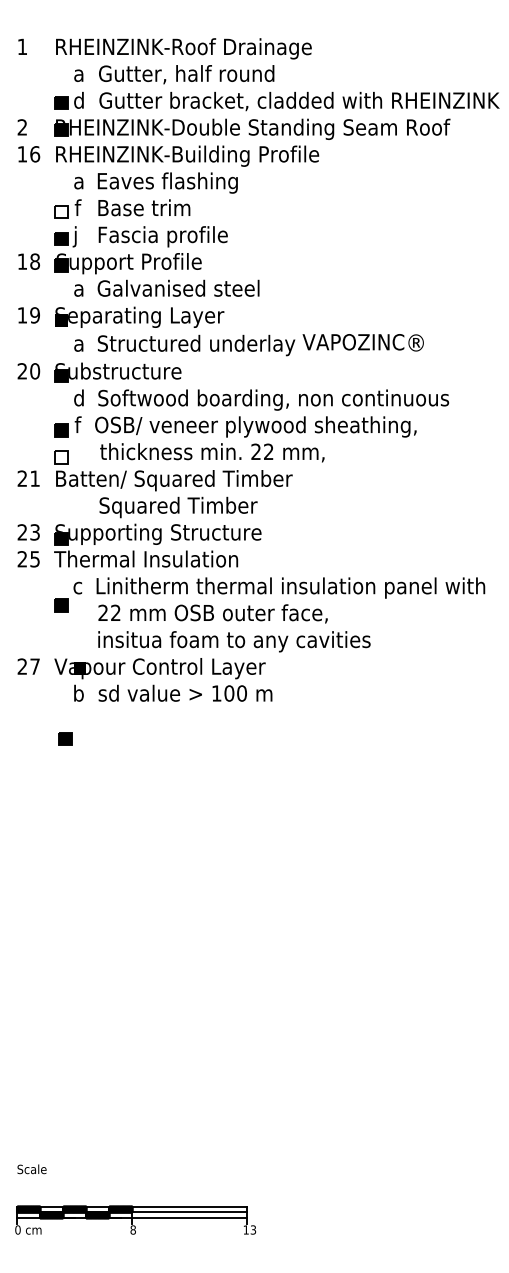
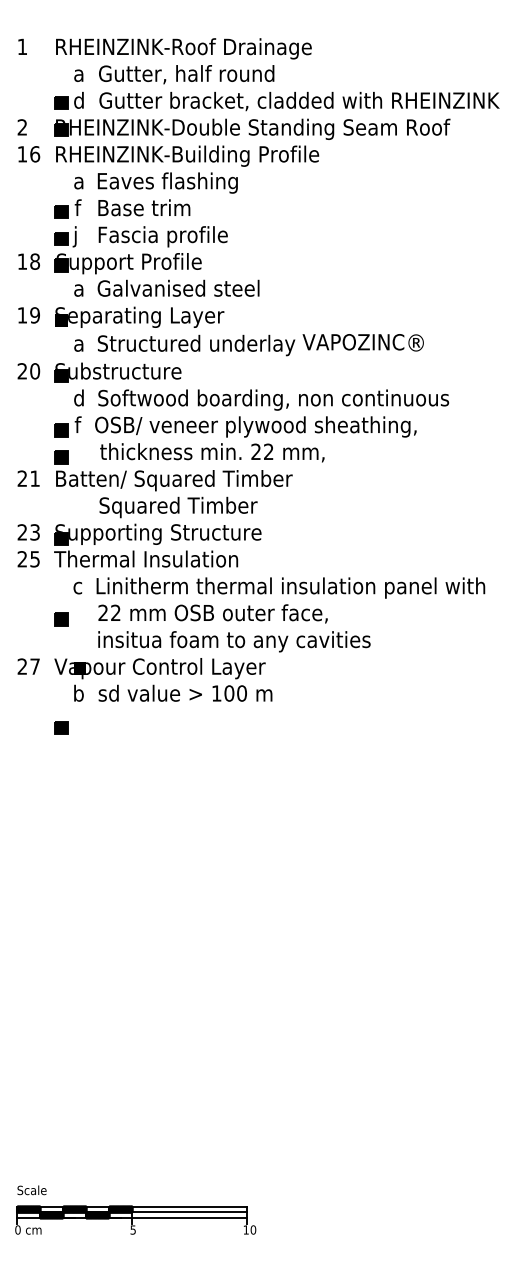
fill: none -> present (61, 211)
fill: none -> present (61, 457)
part position: (61, 605) -> (61, 619) (61, 619)
part position: (65, 738) -> (61, 727) (61, 727)
text position: (31, 1169) -> (31, 1190) (31, 1190)
text: 8 -> 5 (132, 1229)
text: 13 -> 10 (253, 1229)
